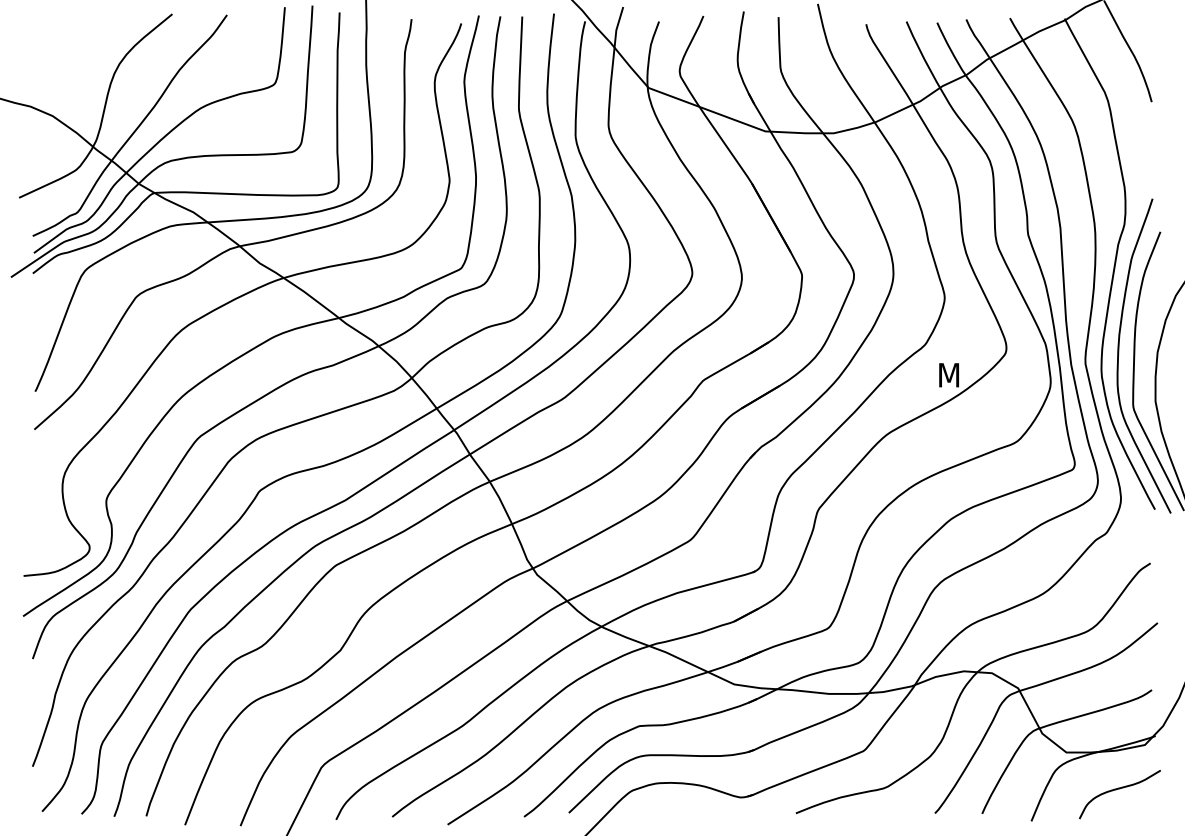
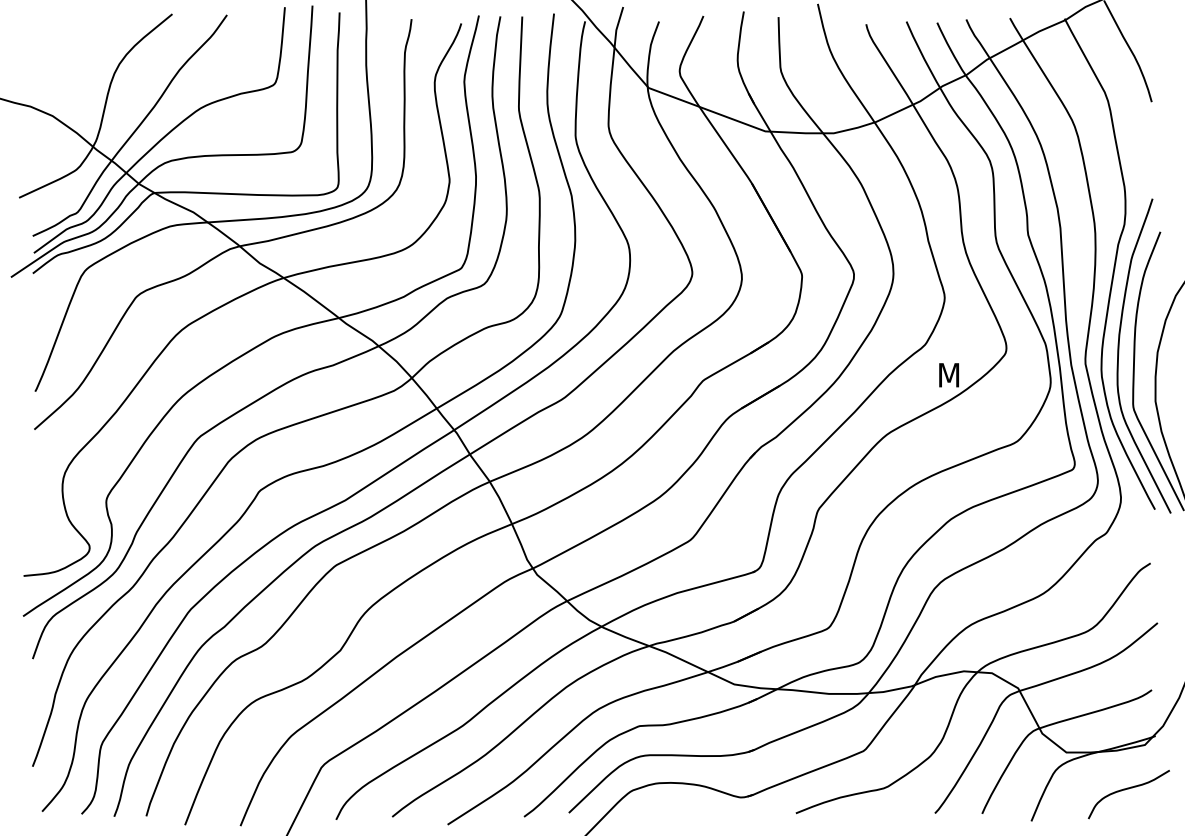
curve position: (1119, 789) -> (1128, 789) (1128, 789)
